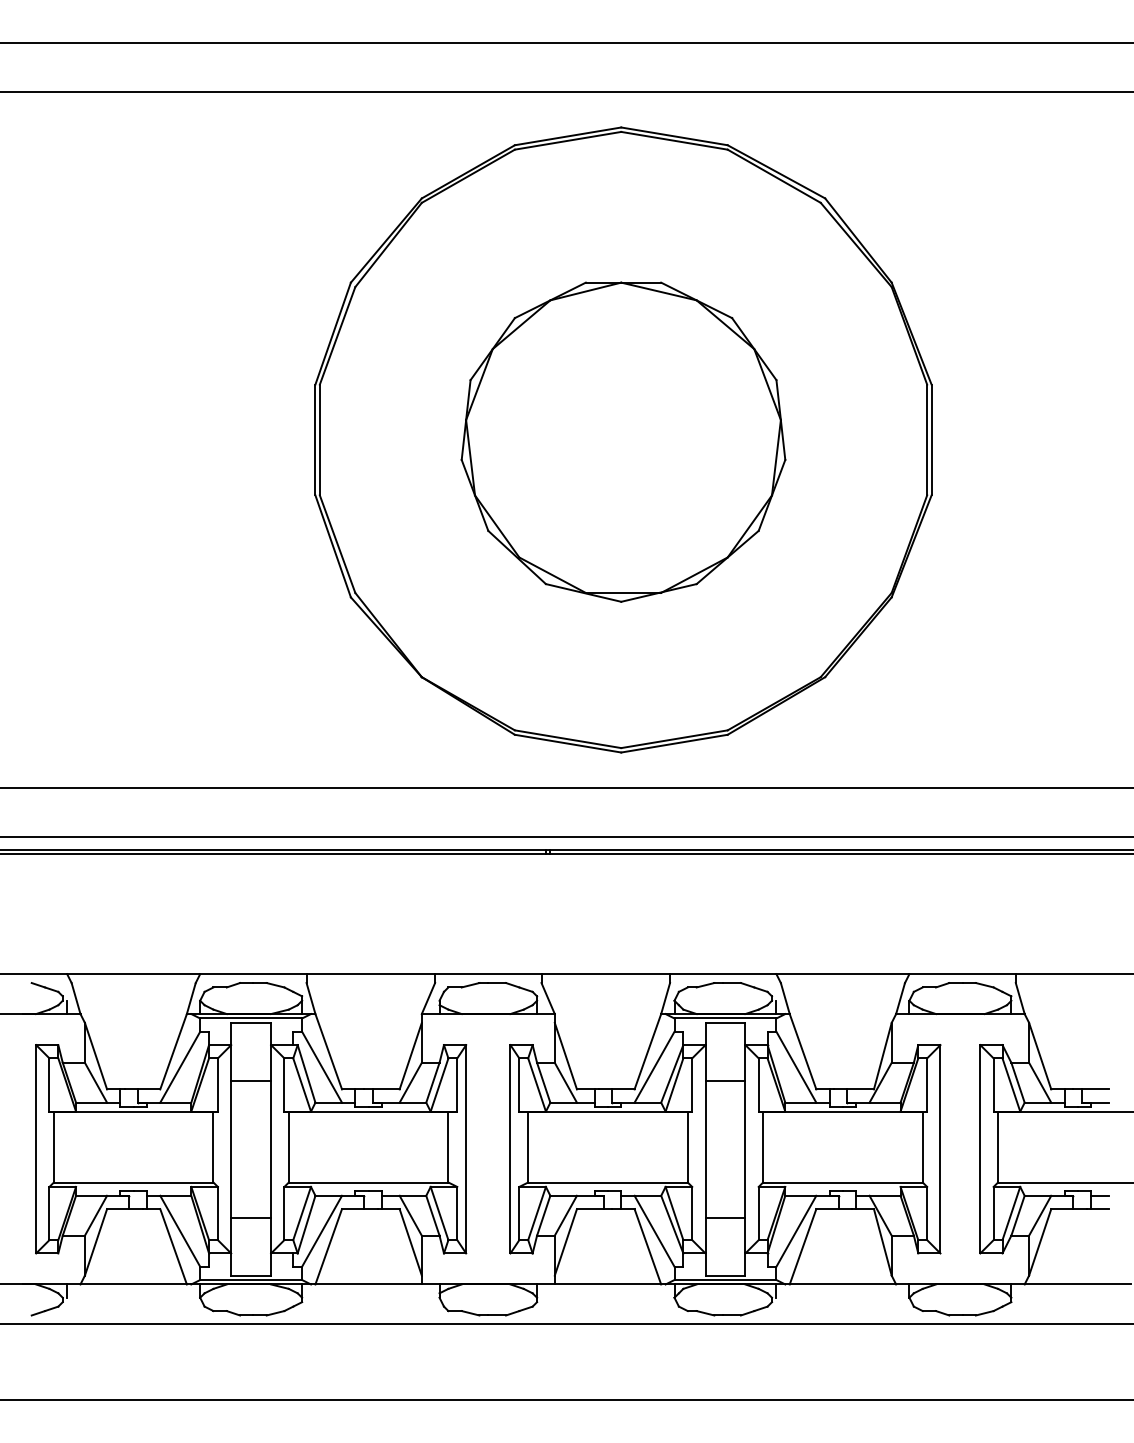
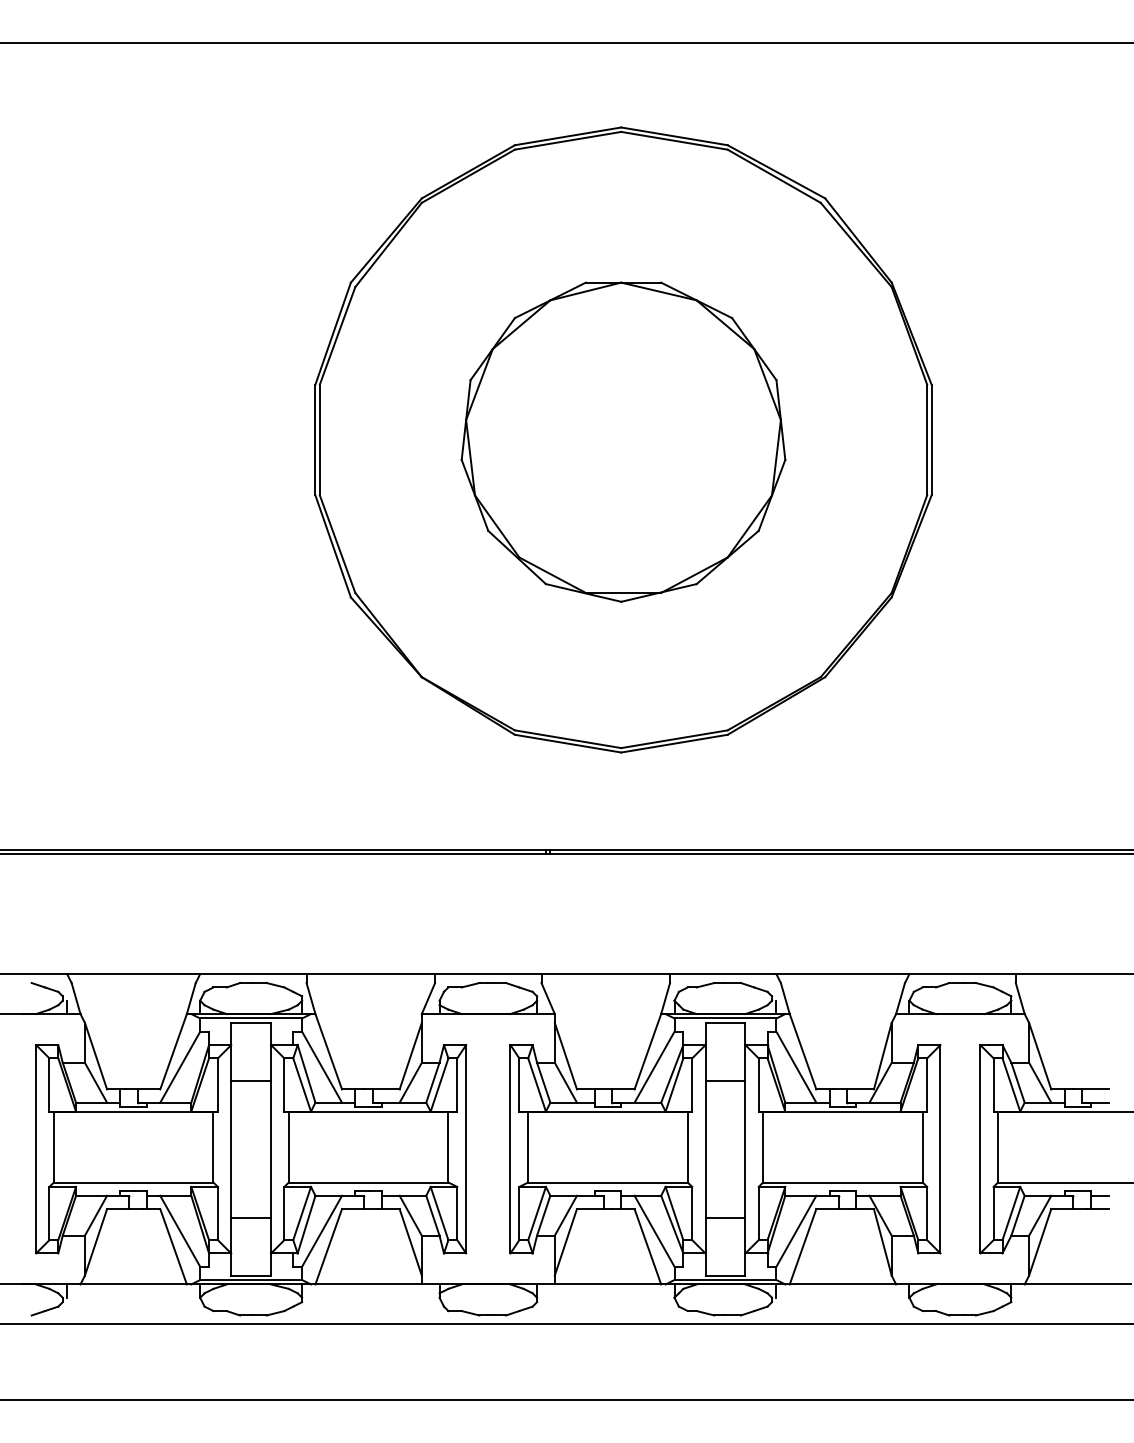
line: present -> none (566, 92)
line: present -> none (566, 787)
line: present -> none (566, 836)
